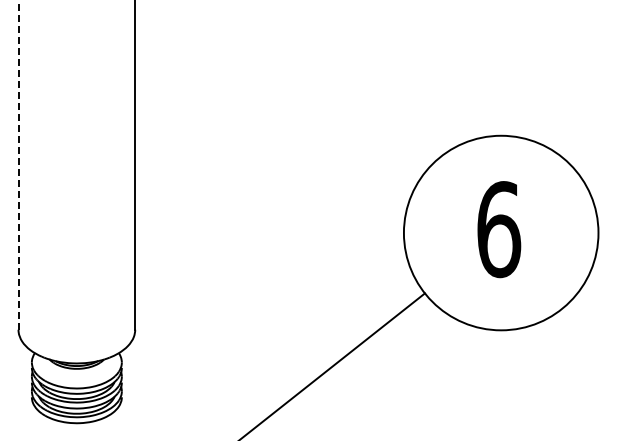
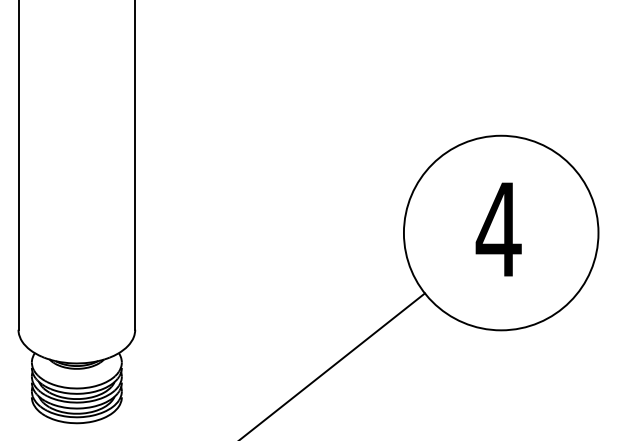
line: dashed -> solid (18, 165)
text: 6 -> 4 (498, 229)
